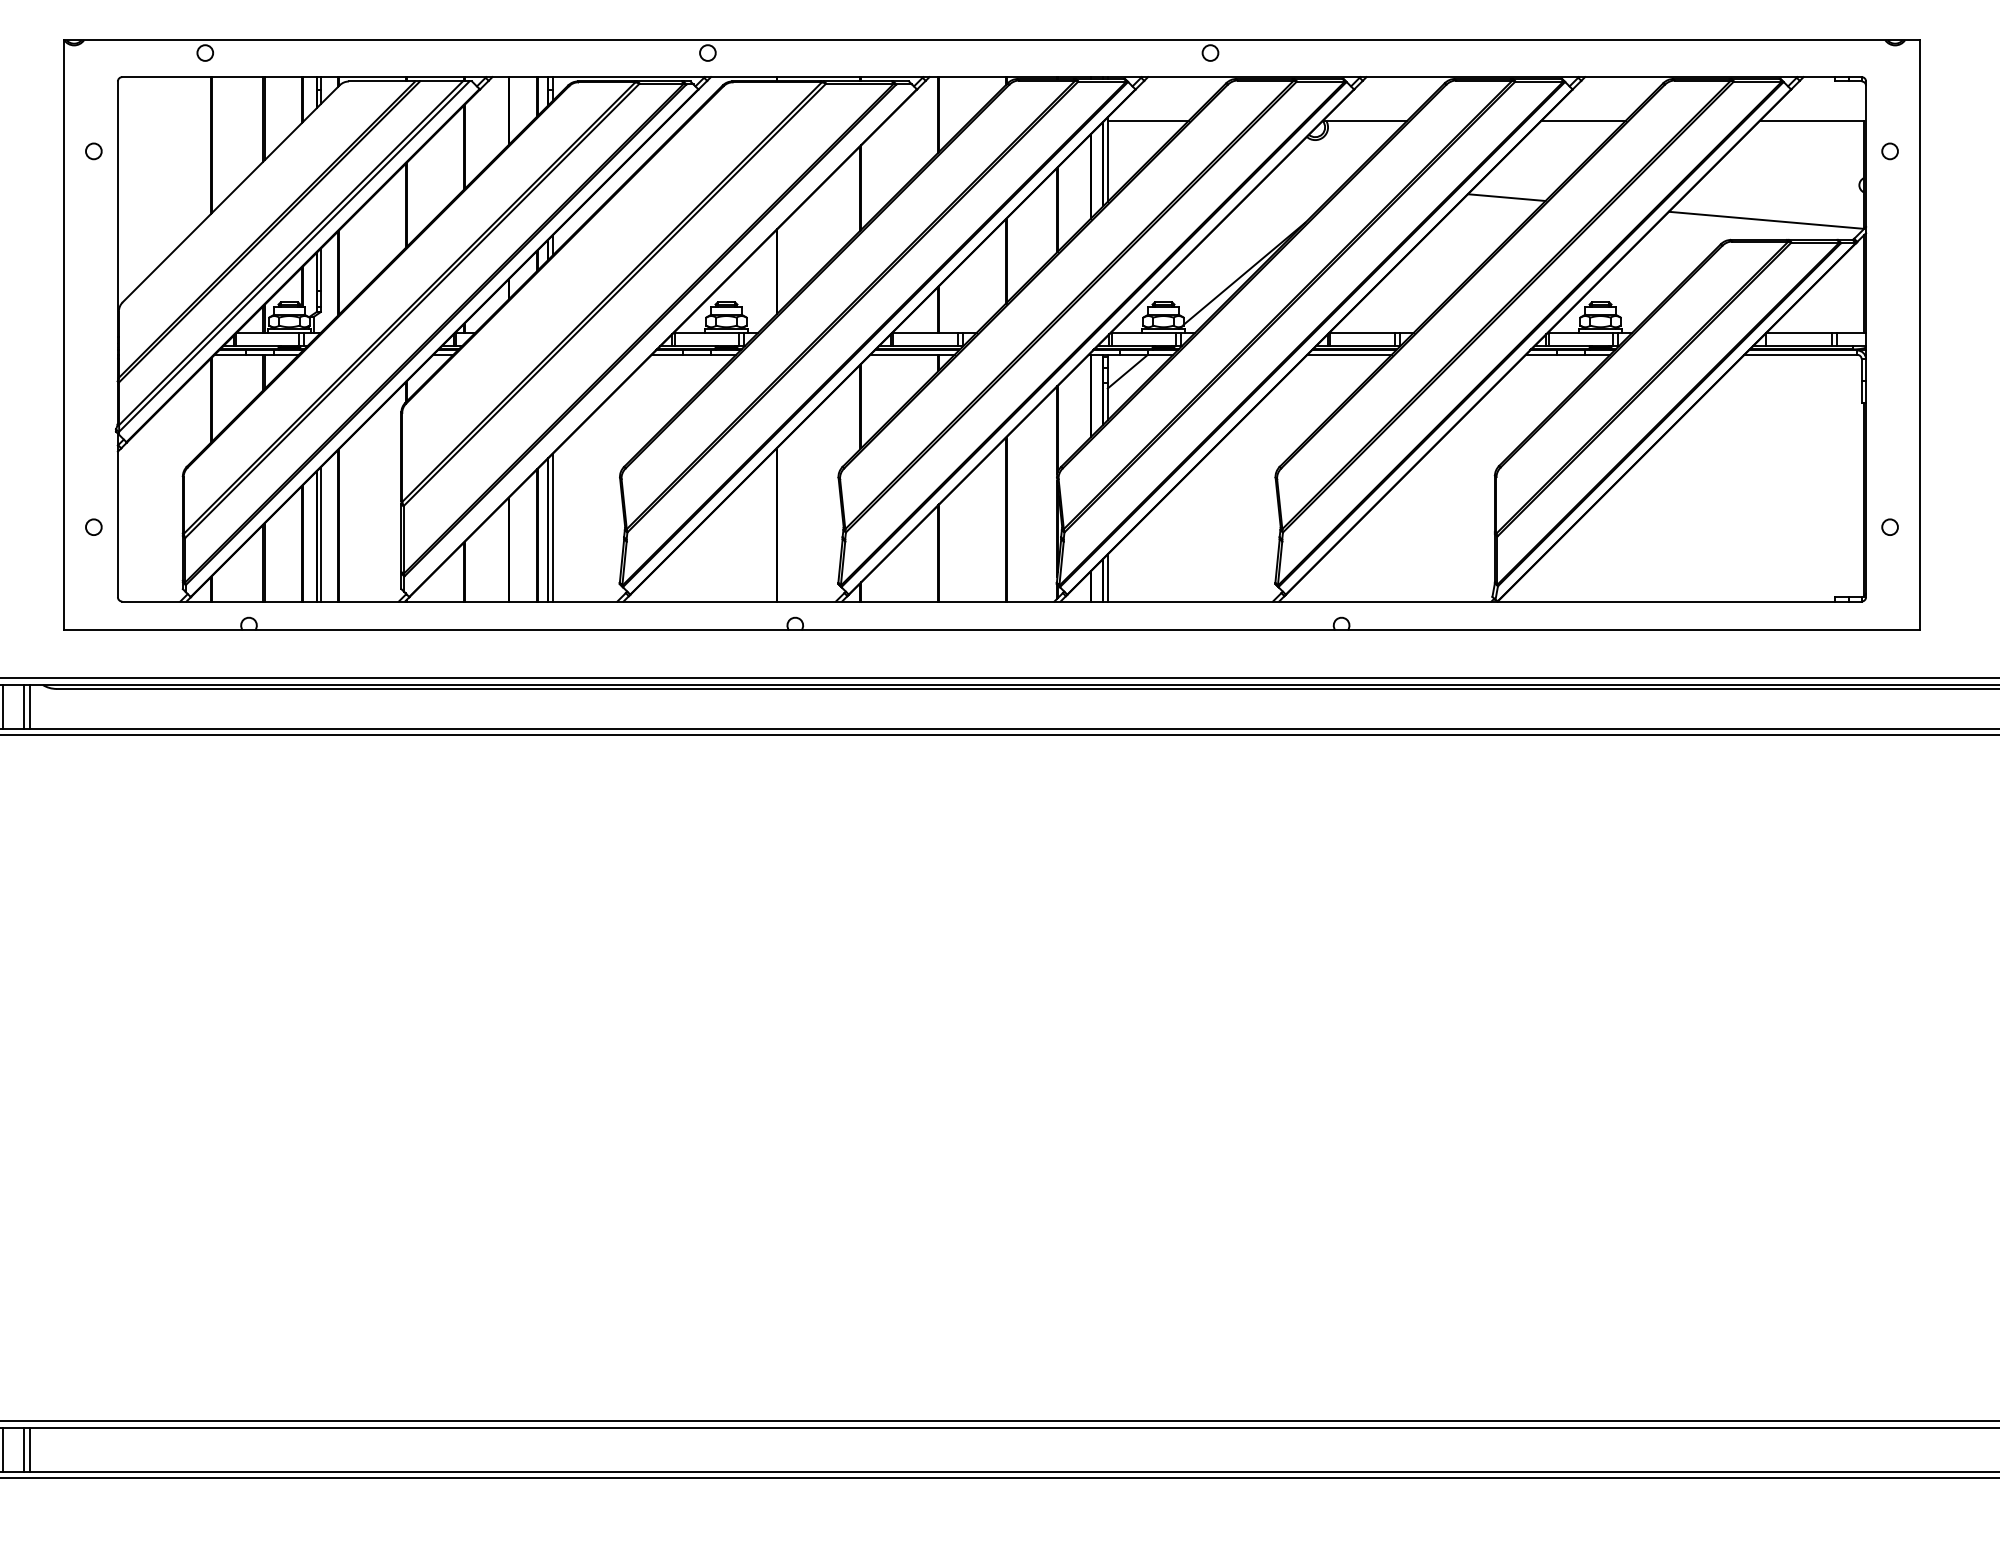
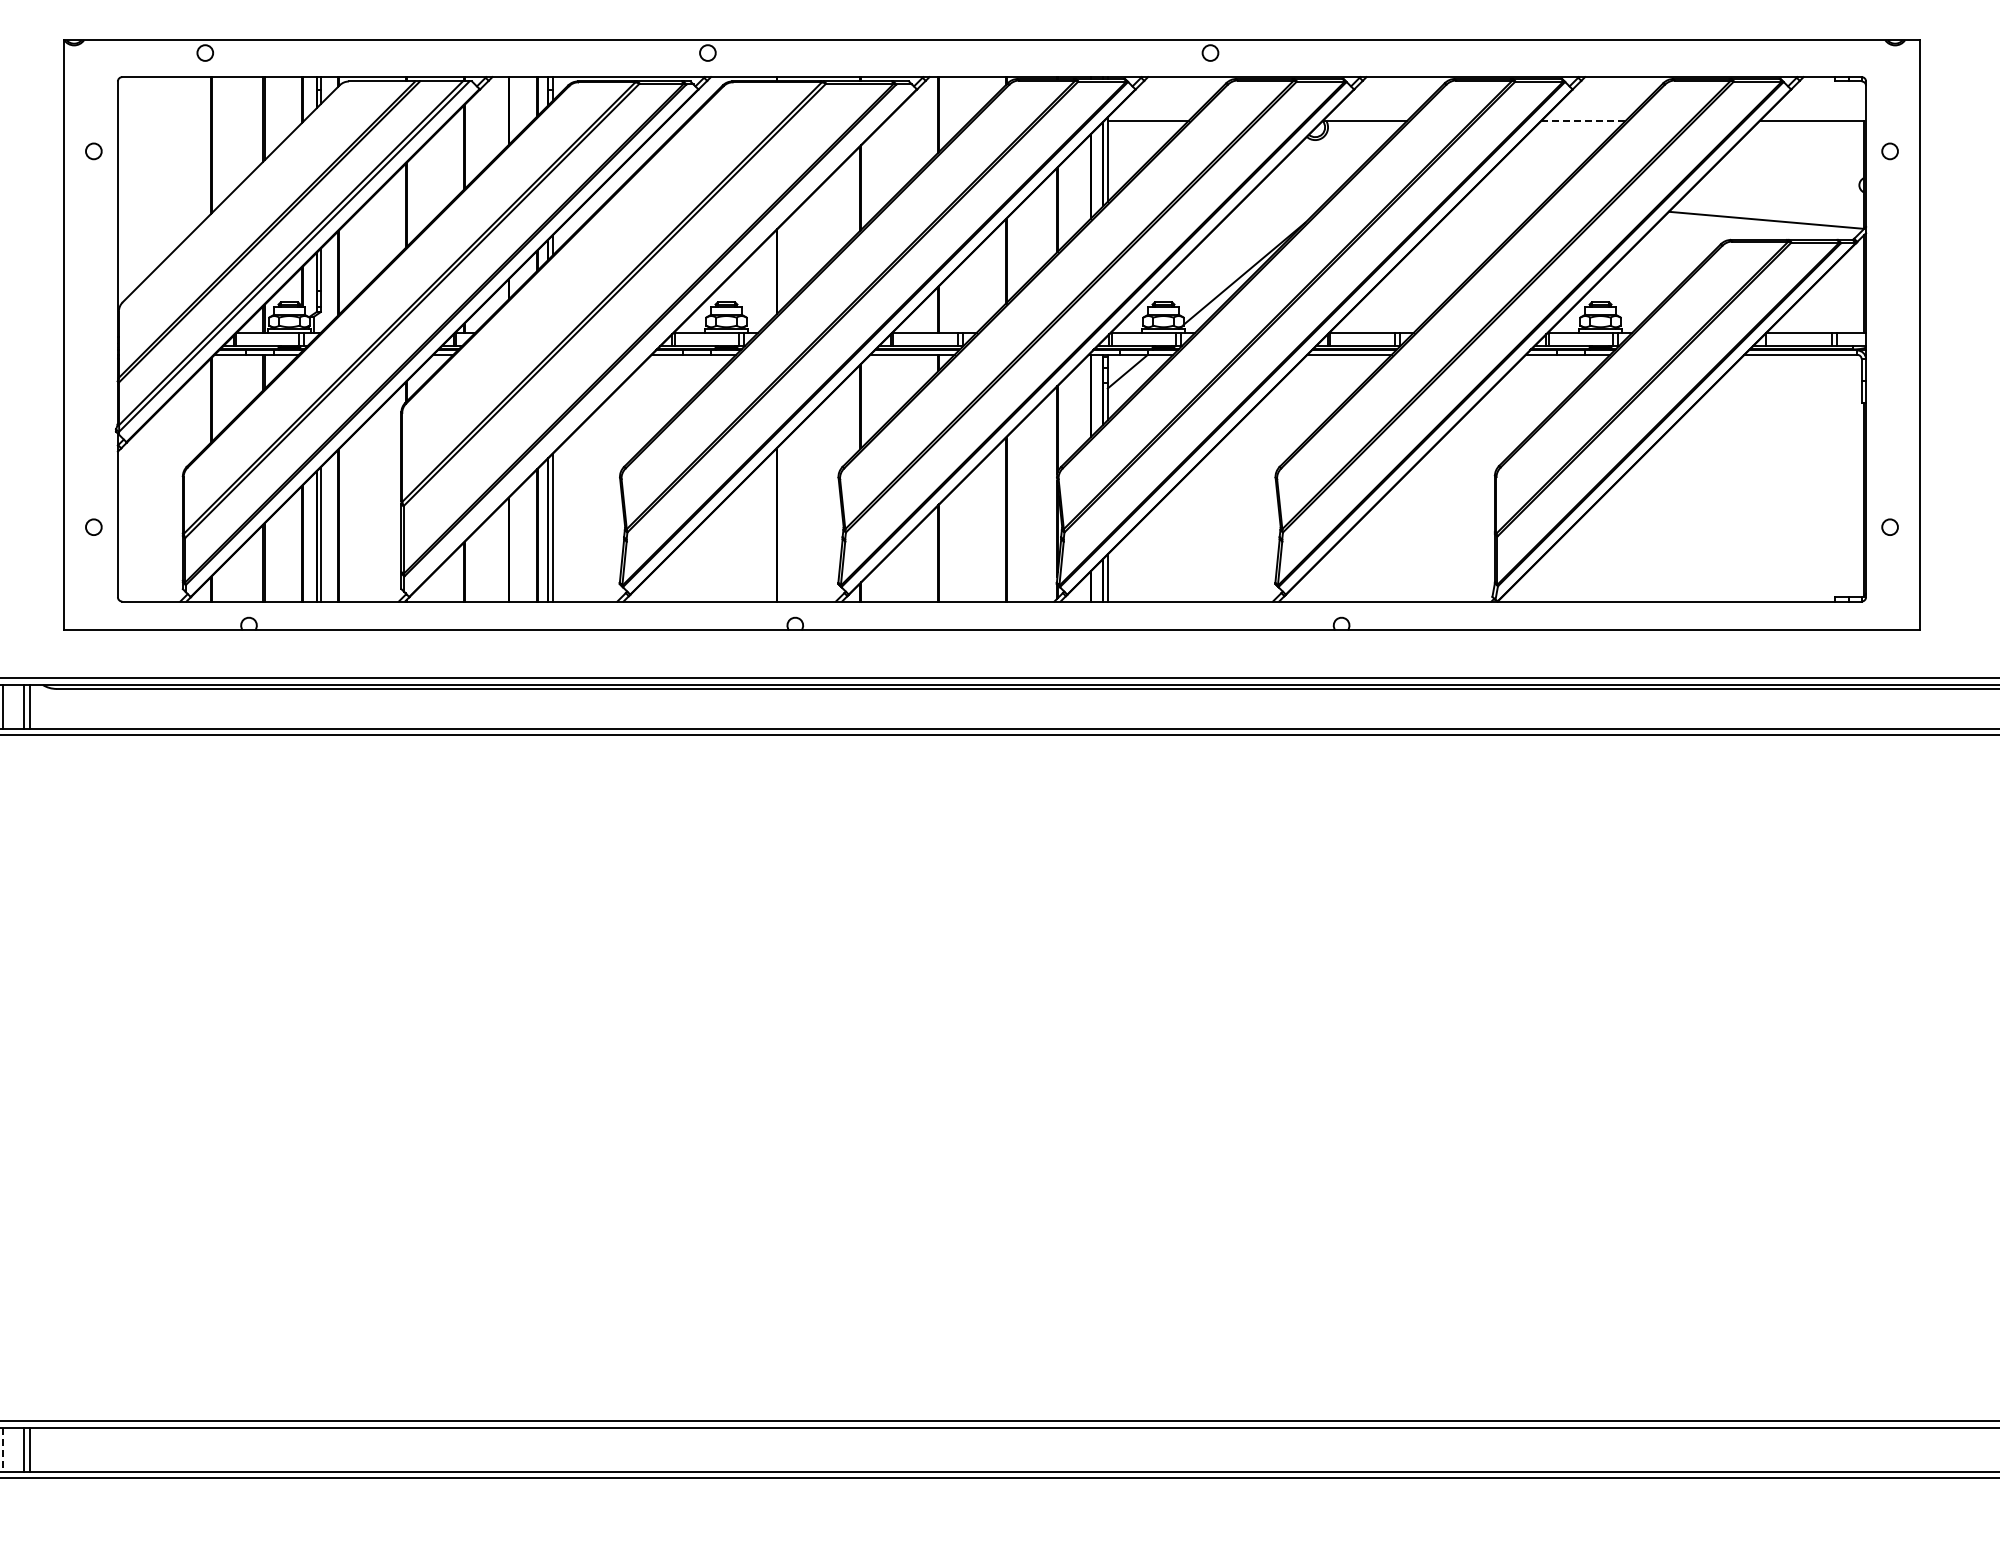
line: solid -> dashed (1584, 120)
line: present -> none (1506, 197)
line: solid -> dashed (3, 1449)
